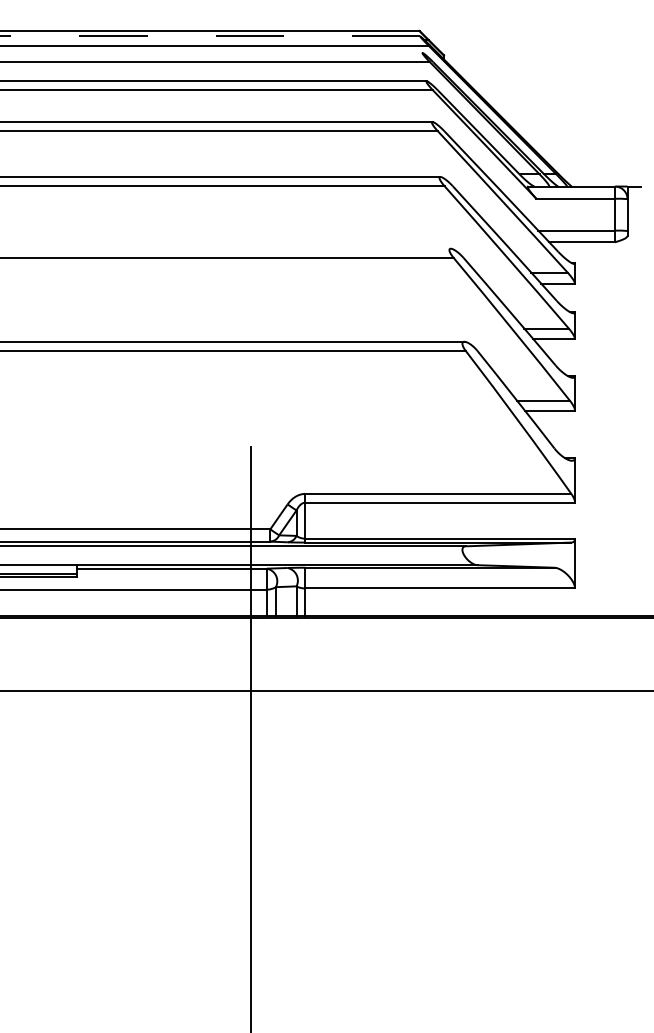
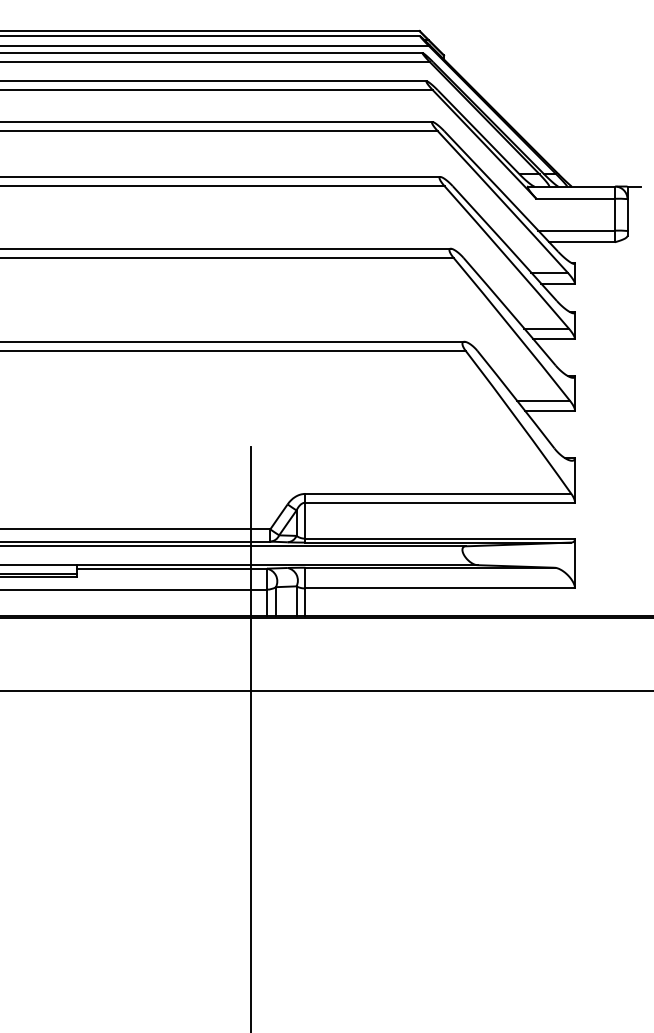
line: dashed -> solid (210, 36)
line: none -> present (212, 53)
line: none -> present (226, 248)
